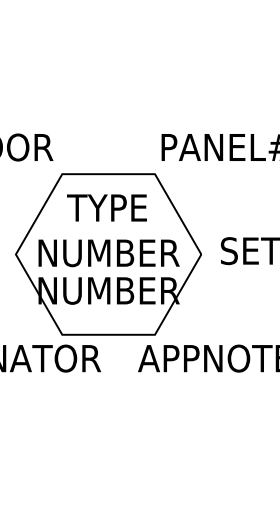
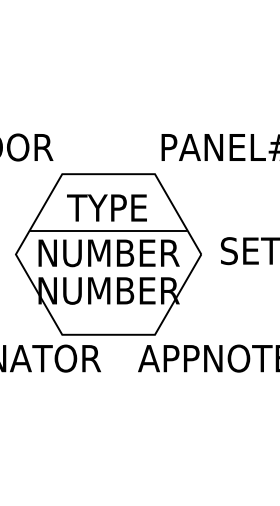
line: none -> present (108, 231)
